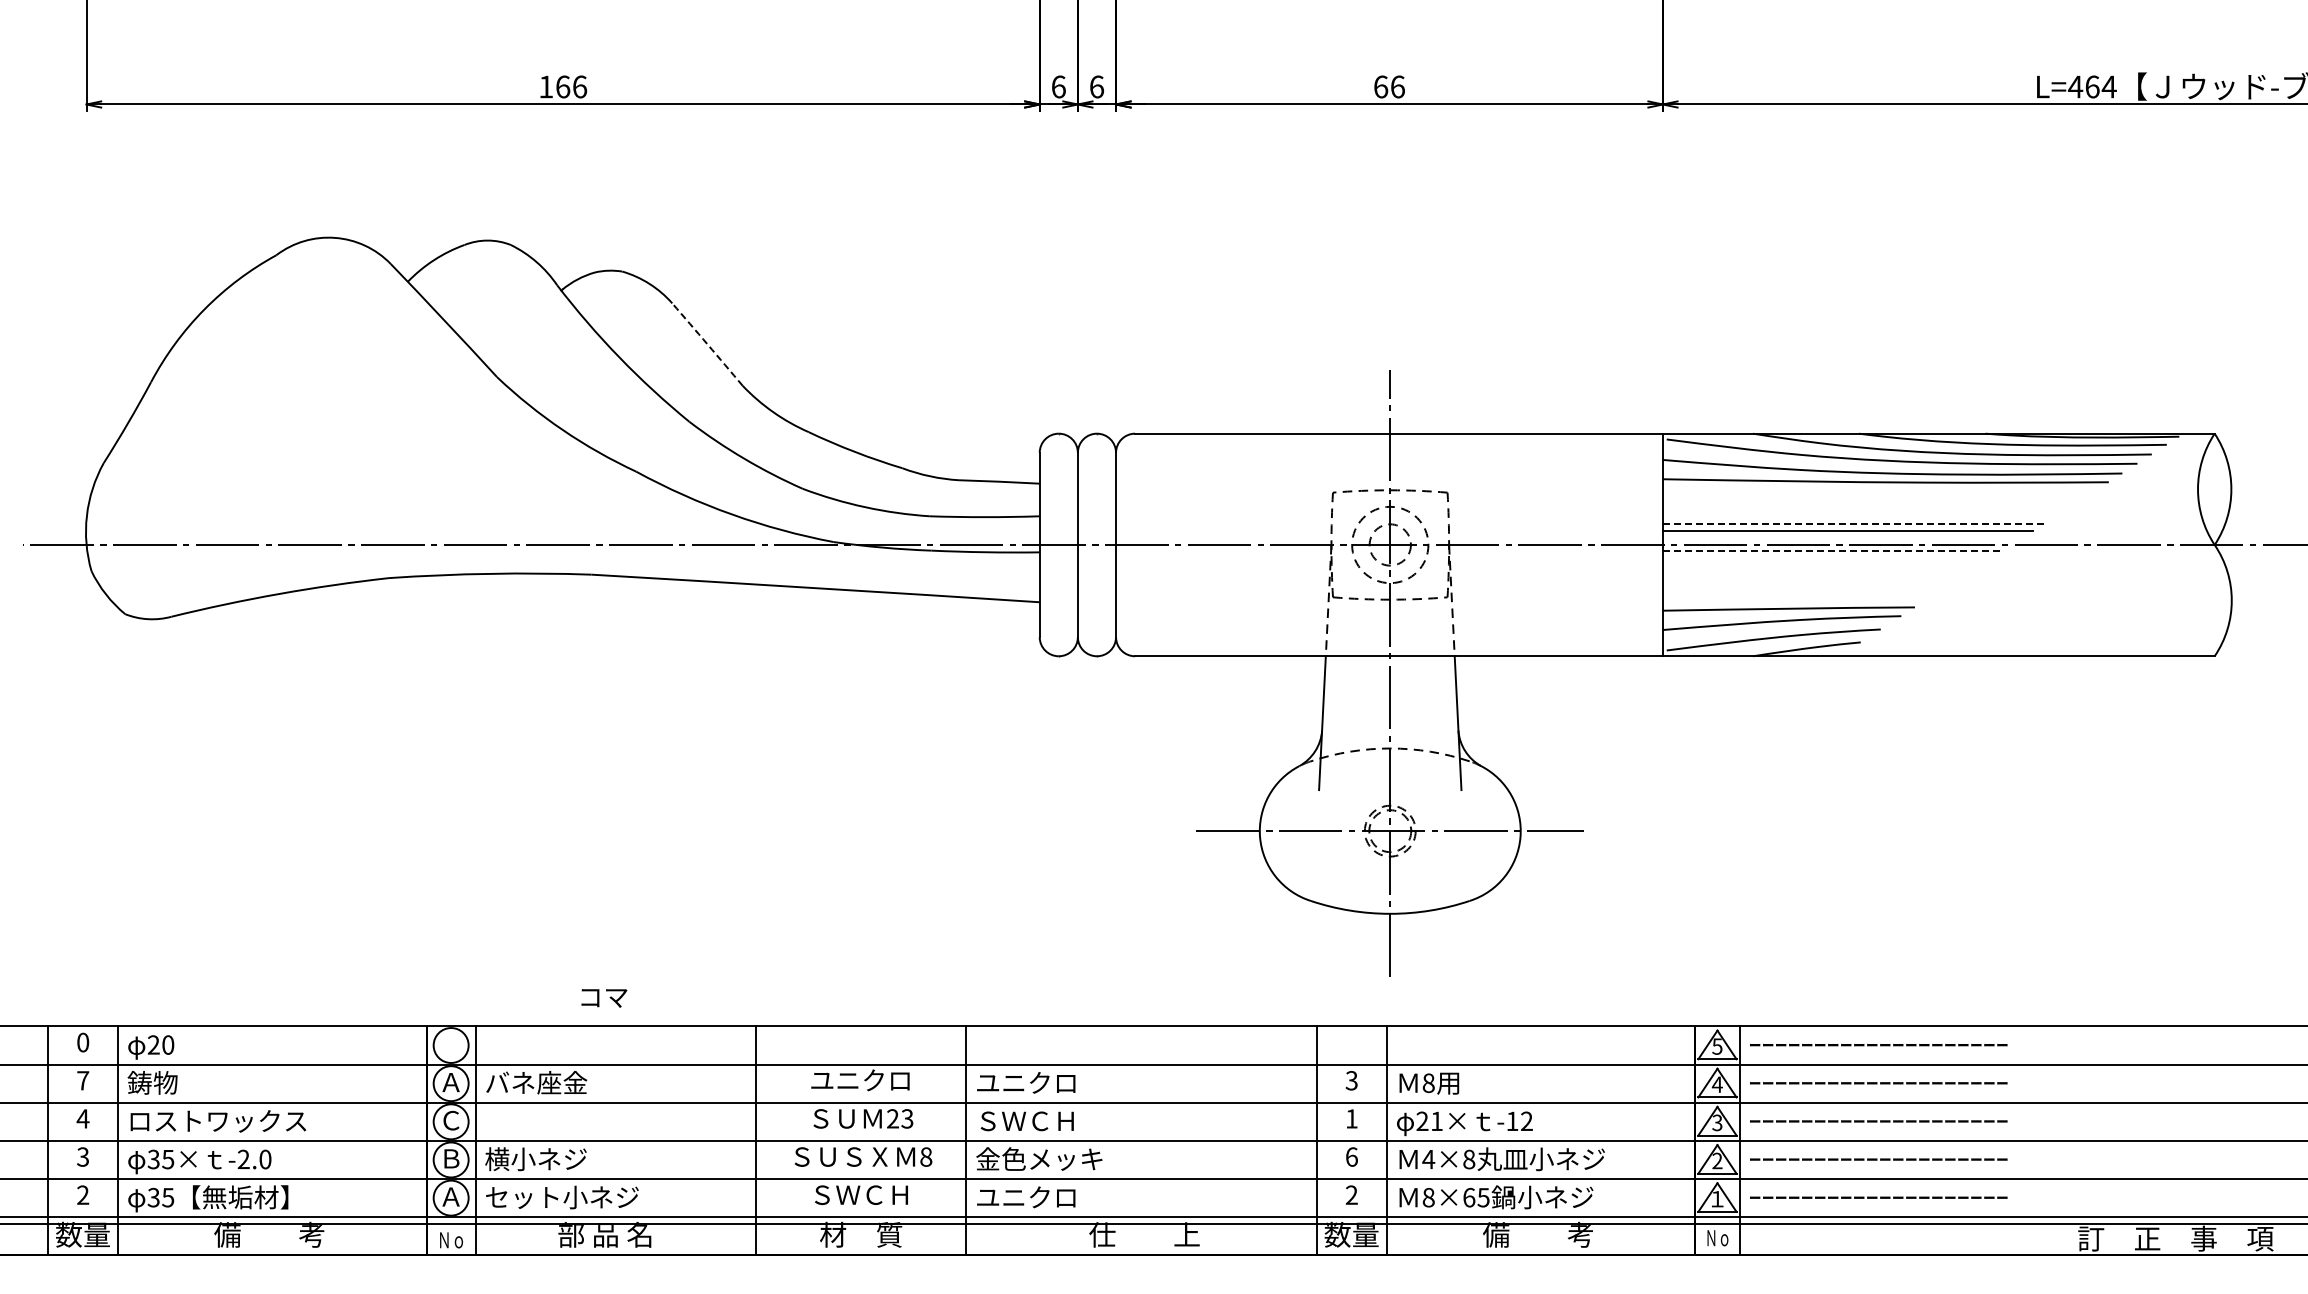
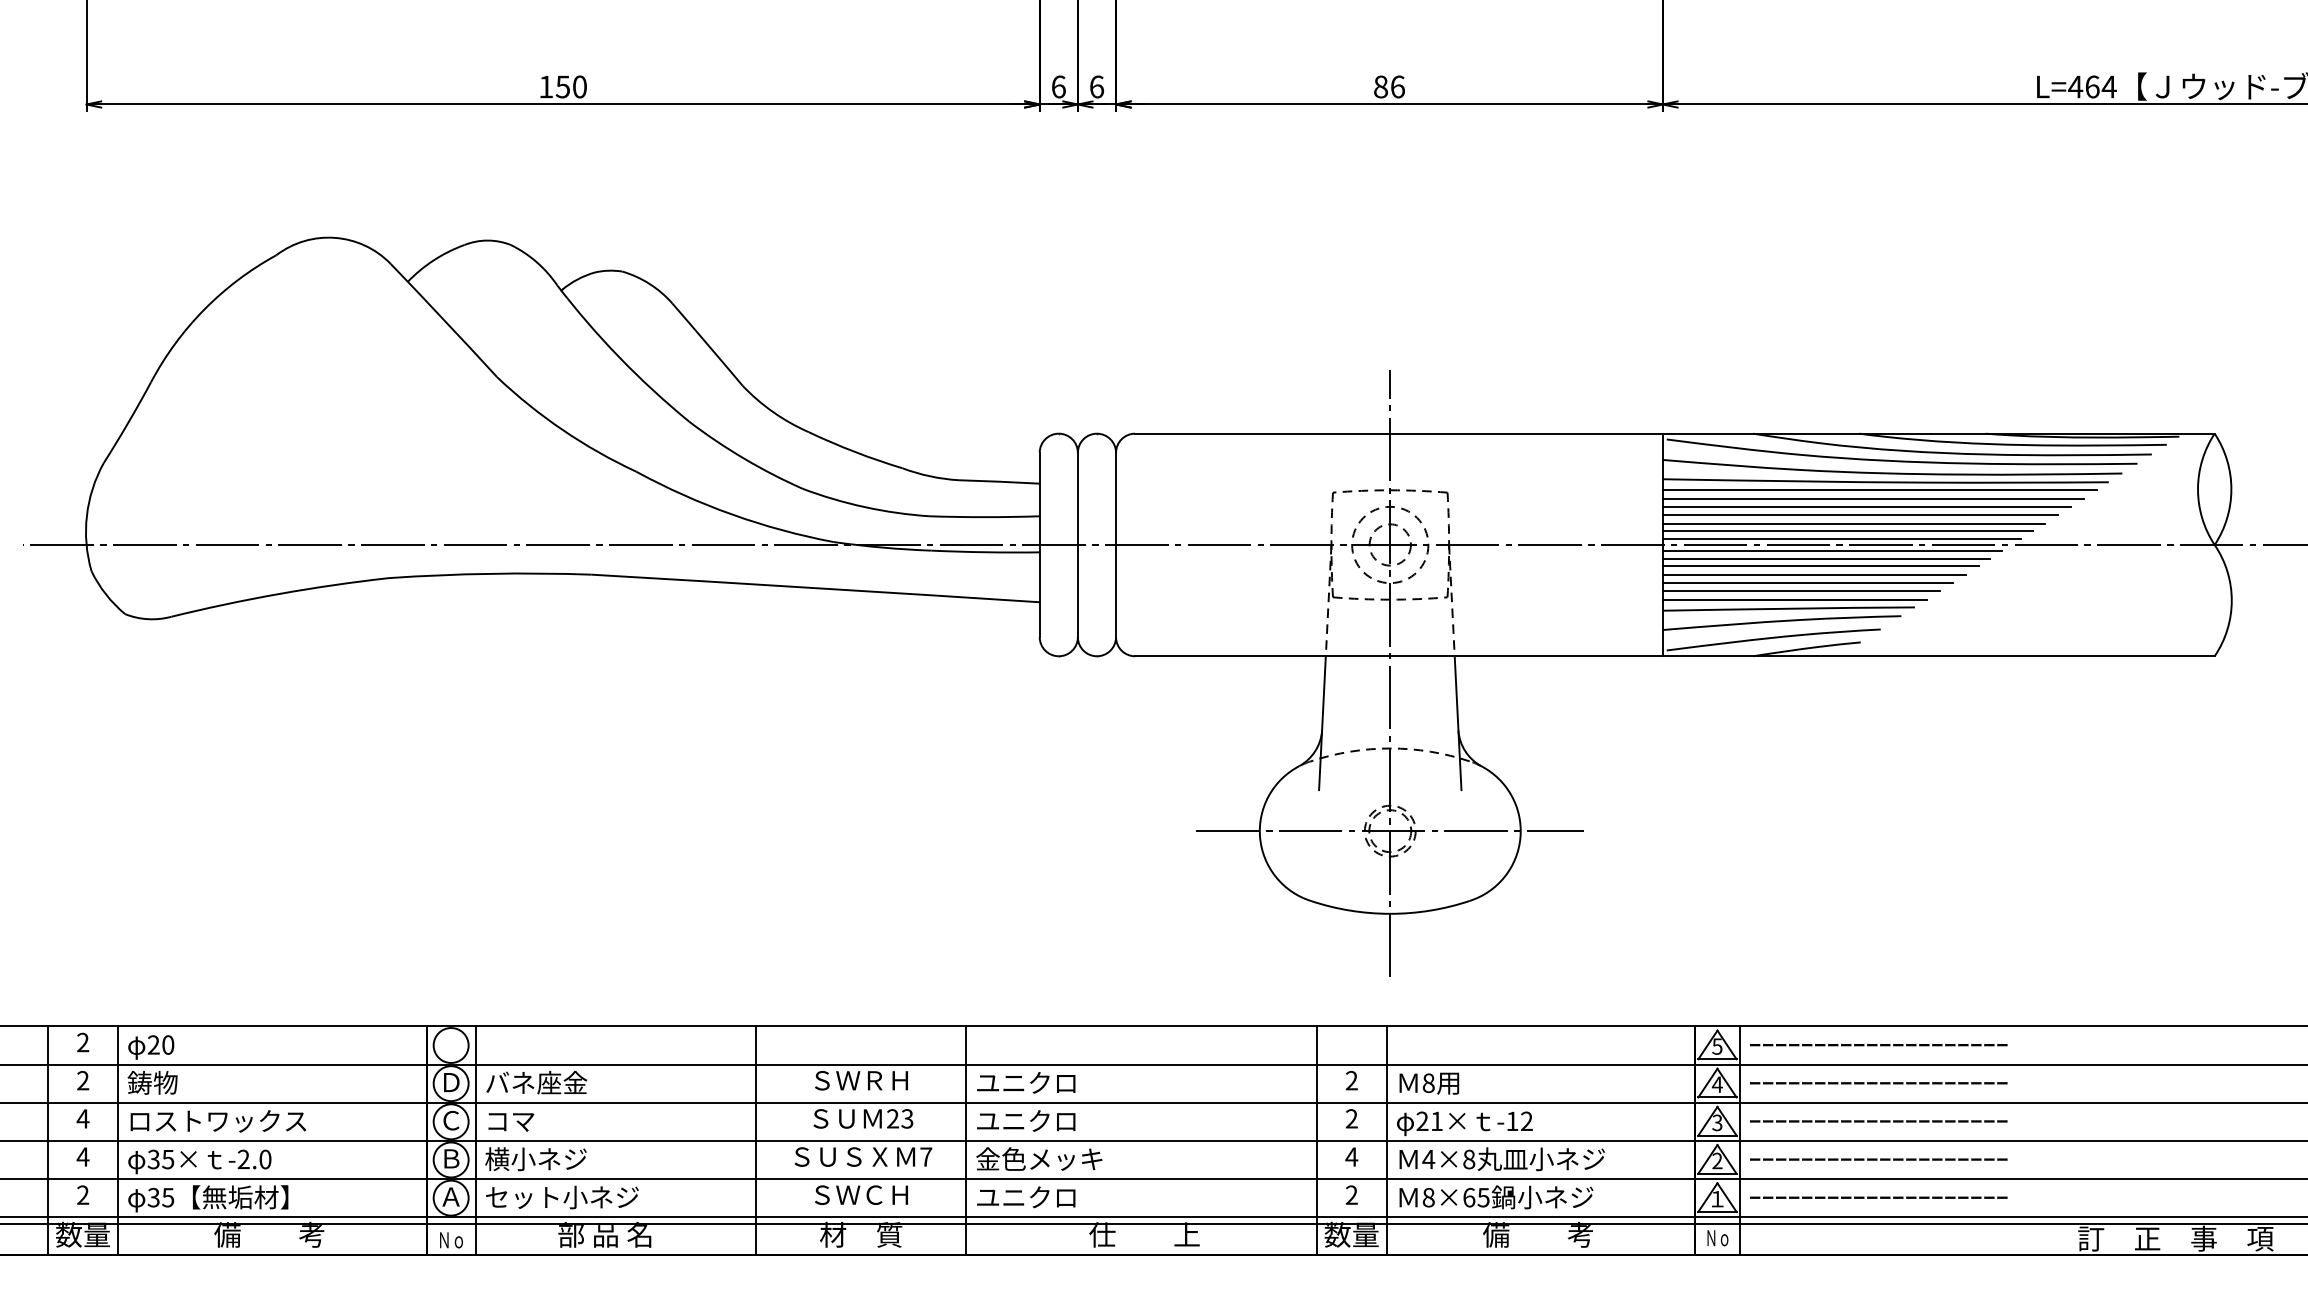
text: 166 -> 150 (571, 86)
text: 66 -> 86 (1381, 86)
arc: dashed -> solid (707, 344)
line: none -> present (1879, 490)
line: none -> present (1872, 498)
line: none -> present (1866, 506)
line: none -> present (1859, 515)
line: dashed -> solid (1853, 523)
line: none -> present (1841, 538)
line: dashed -> solid (1832, 551)
line: none -> present (1826, 558)
line: none -> present (1820, 566)
line: none -> present (1813, 574)
line: none -> present (1807, 583)
line: none -> present (1800, 591)
line: none -> present (1794, 599)
text position: (604, 998) -> (511, 1122) (511, 1122)
text: 0 -> 2 (83, 1042)
text: 7 -> 2 (83, 1080)
text: ユニクロ -> ＳＷＲＨ (860, 1080)
text: 3 -> 2 (1351, 1080)
text: Ａ -> Ｄ (450, 1082)
text: 1 -> 2 (1351, 1118)
text: ＳＷＣＨ -> ユニクロ (1026, 1120)
text: 3 -> 4 (82, 1156)
text: 8 -> 7 (926, 1156)
text: 6 -> 4 (1351, 1156)
